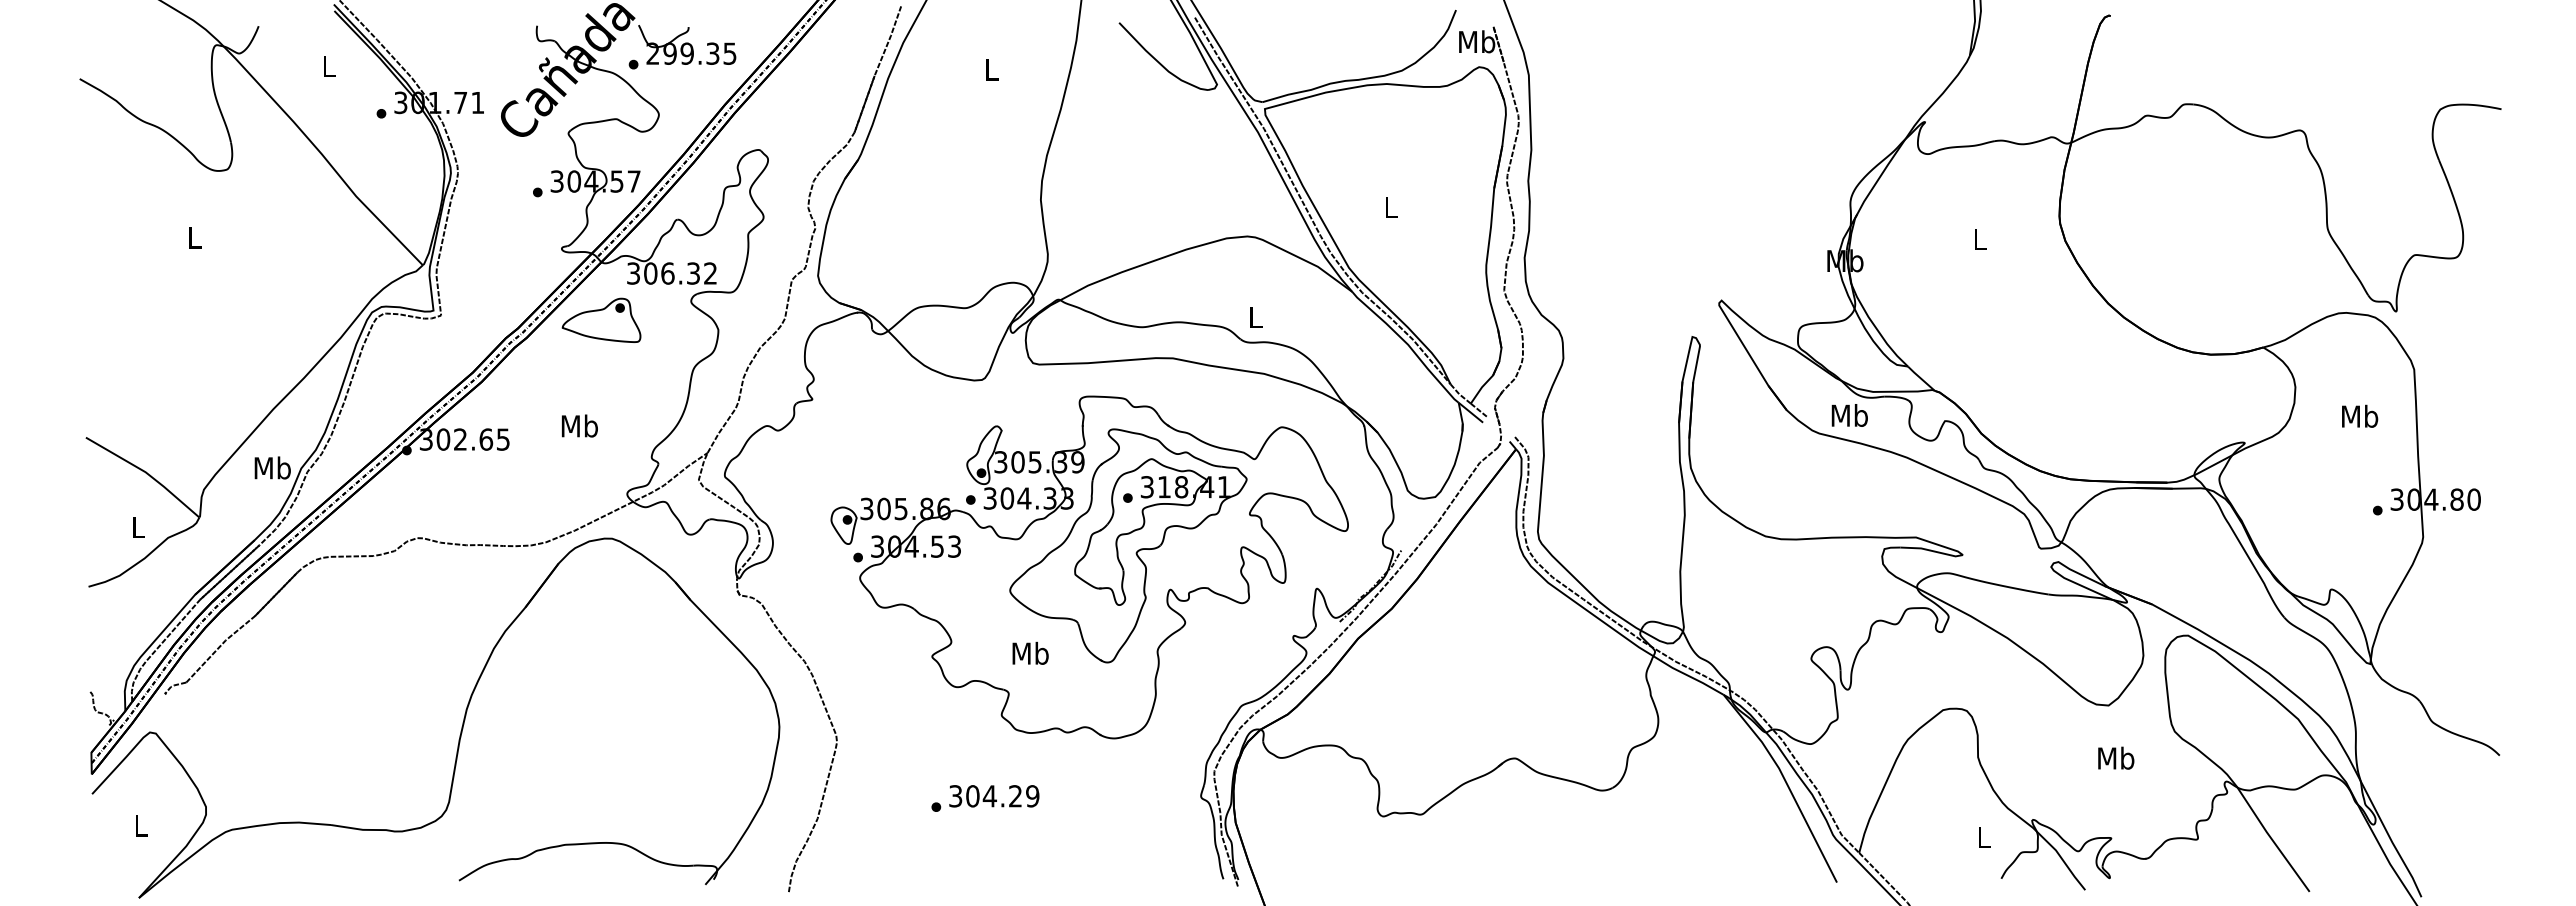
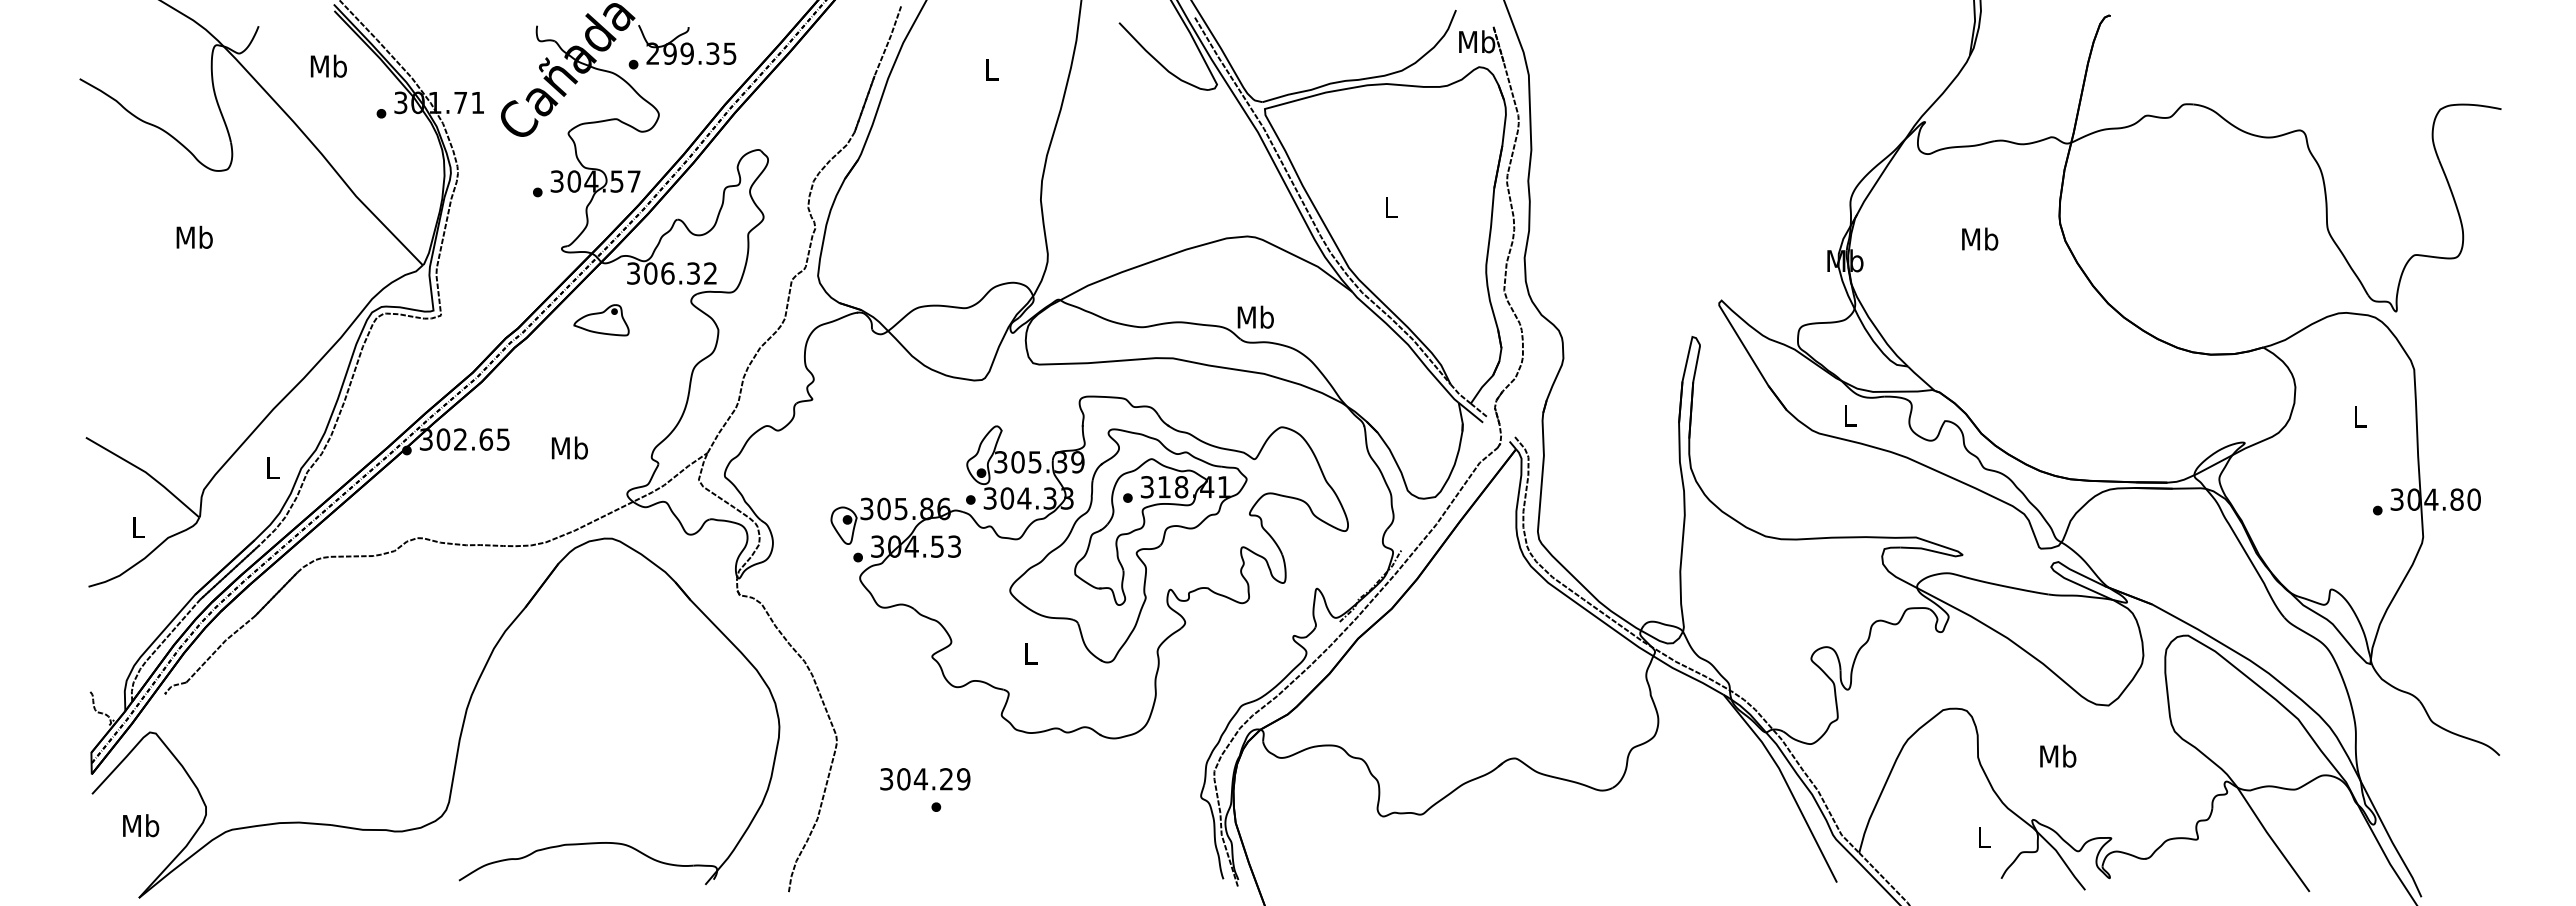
text: L -> Mb (328, 65)
text: L -> Mb (194, 236)
text: L -> Mb (1980, 238)
text: L -> Mb (1255, 316)
part size: 81x46 px -> 57x33 px (601, 320)
text: Mb -> L (1849, 415)
text: Mb -> L (2360, 415)
text position: (579, 425) -> (569, 447) (569, 447)
text: Mb -> L (272, 467)
text: Mb -> L (1030, 652)
text position: (2116, 757) -> (2058, 755) (2058, 755)
text position: (994, 796) -> (925, 779) (925, 779)
text: L -> Mb (141, 825)
